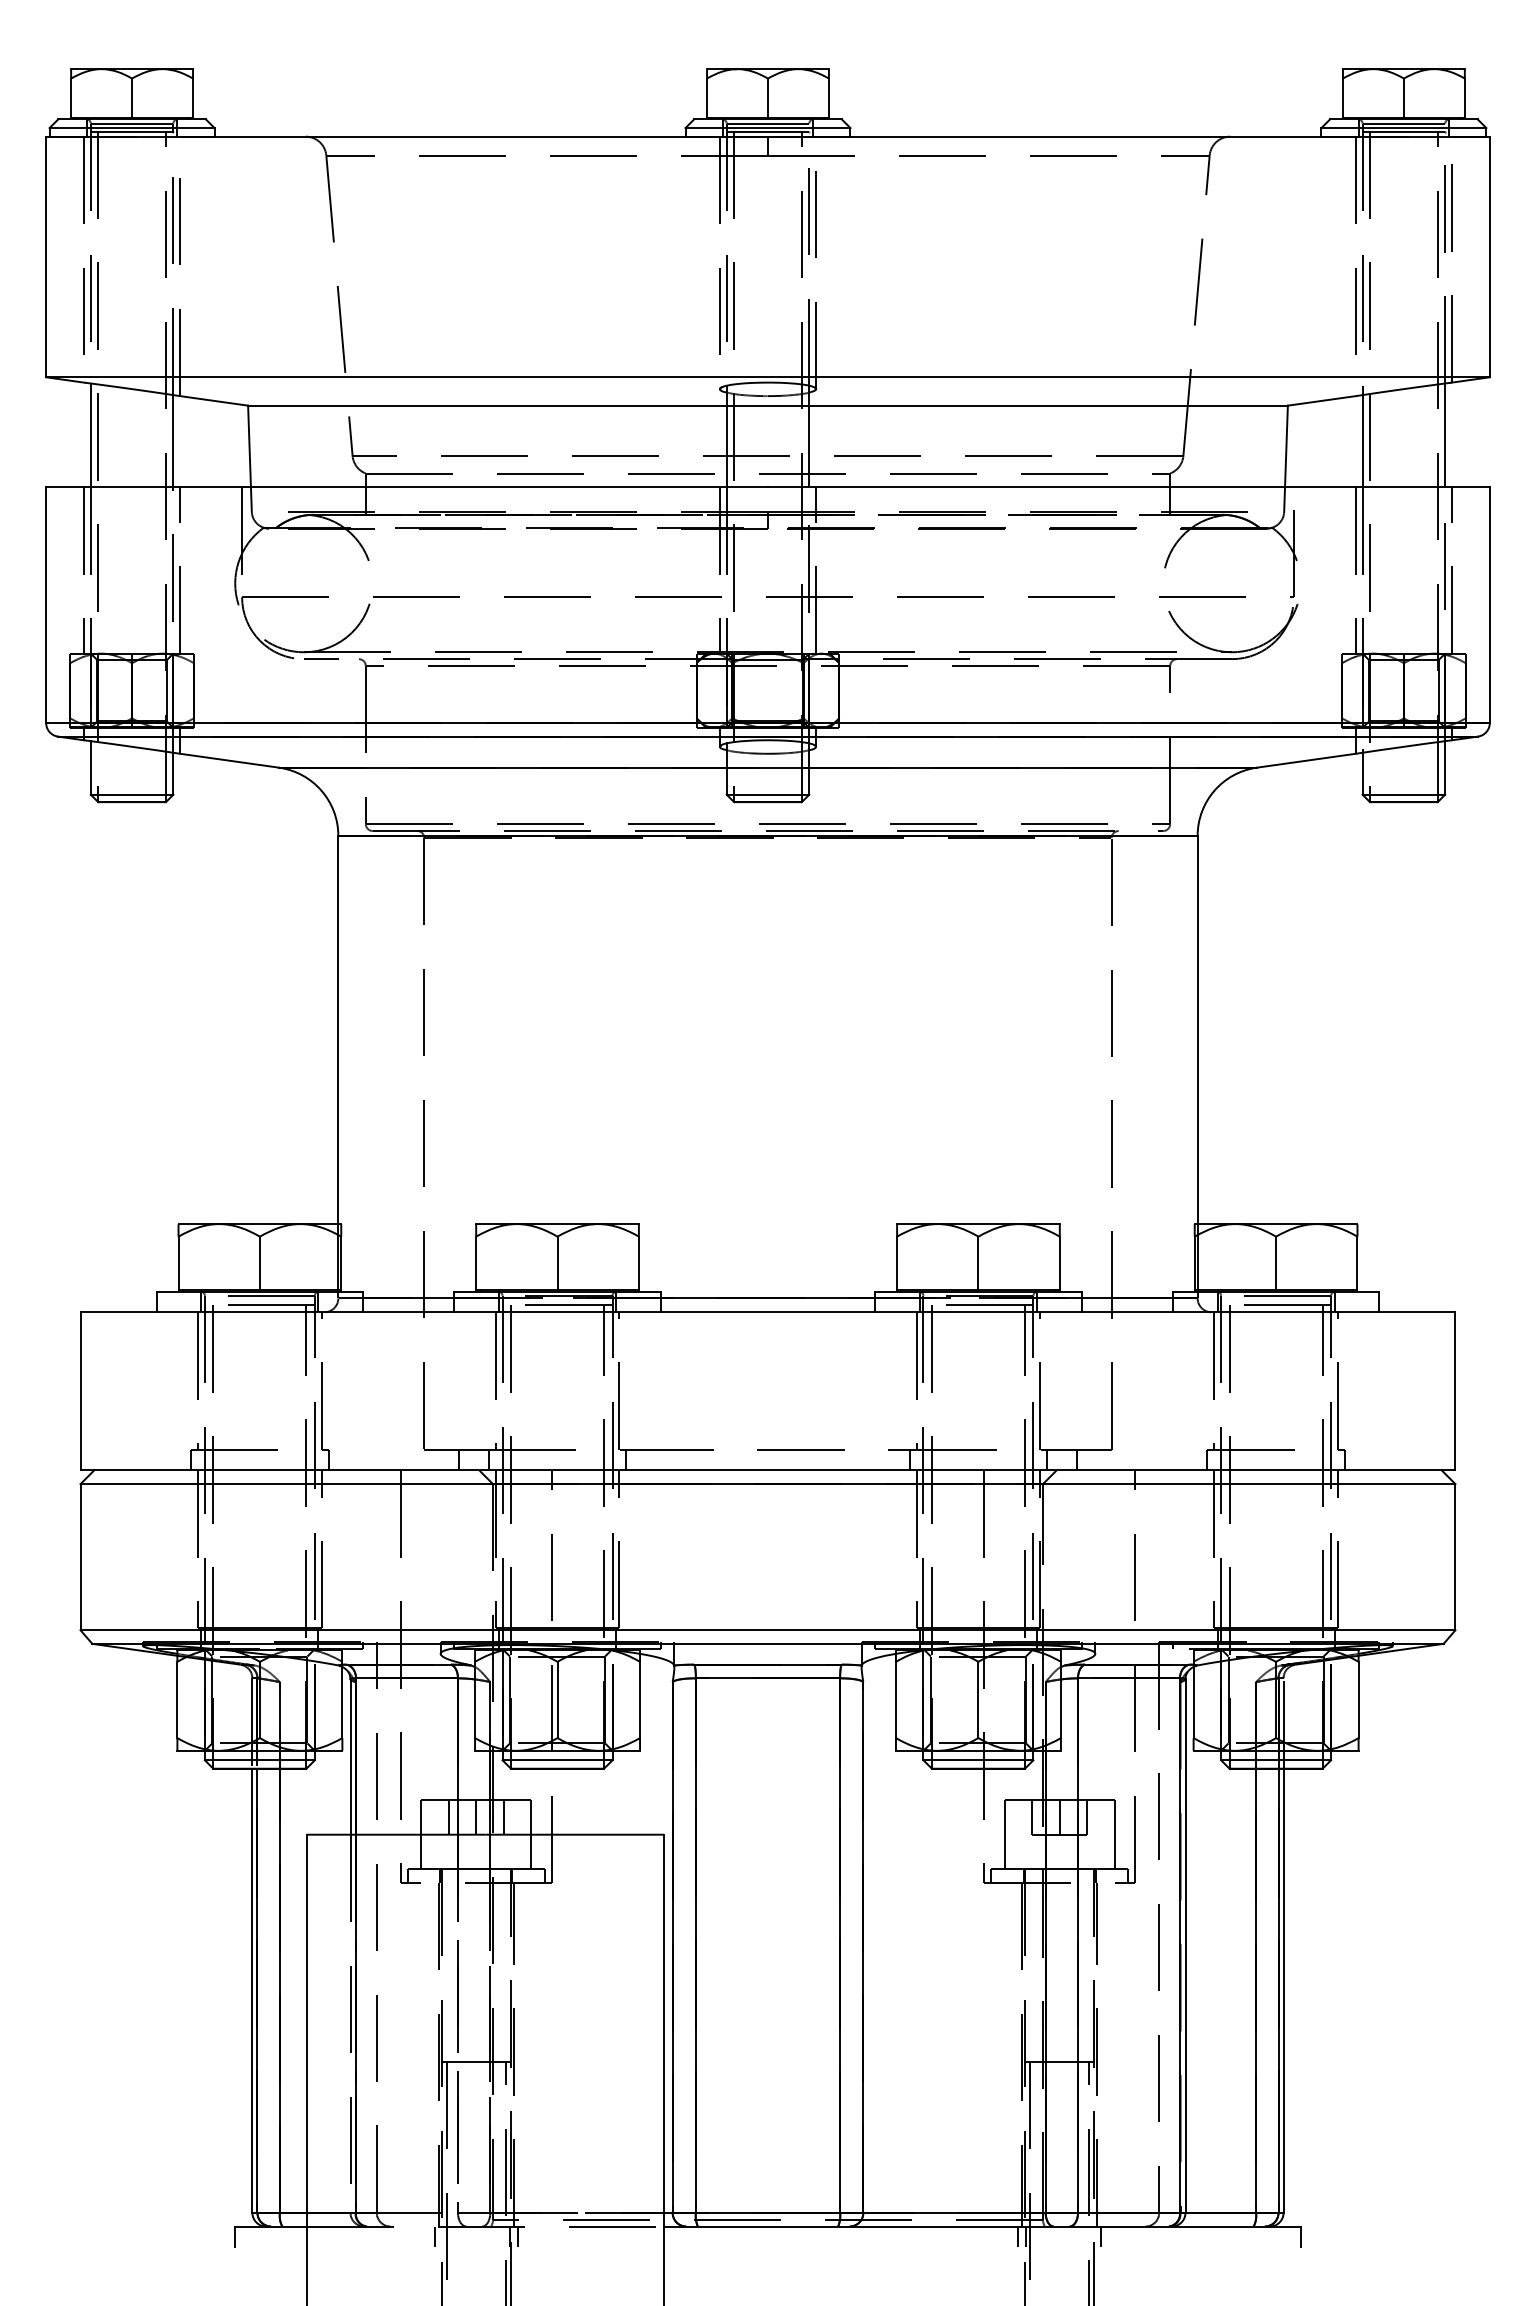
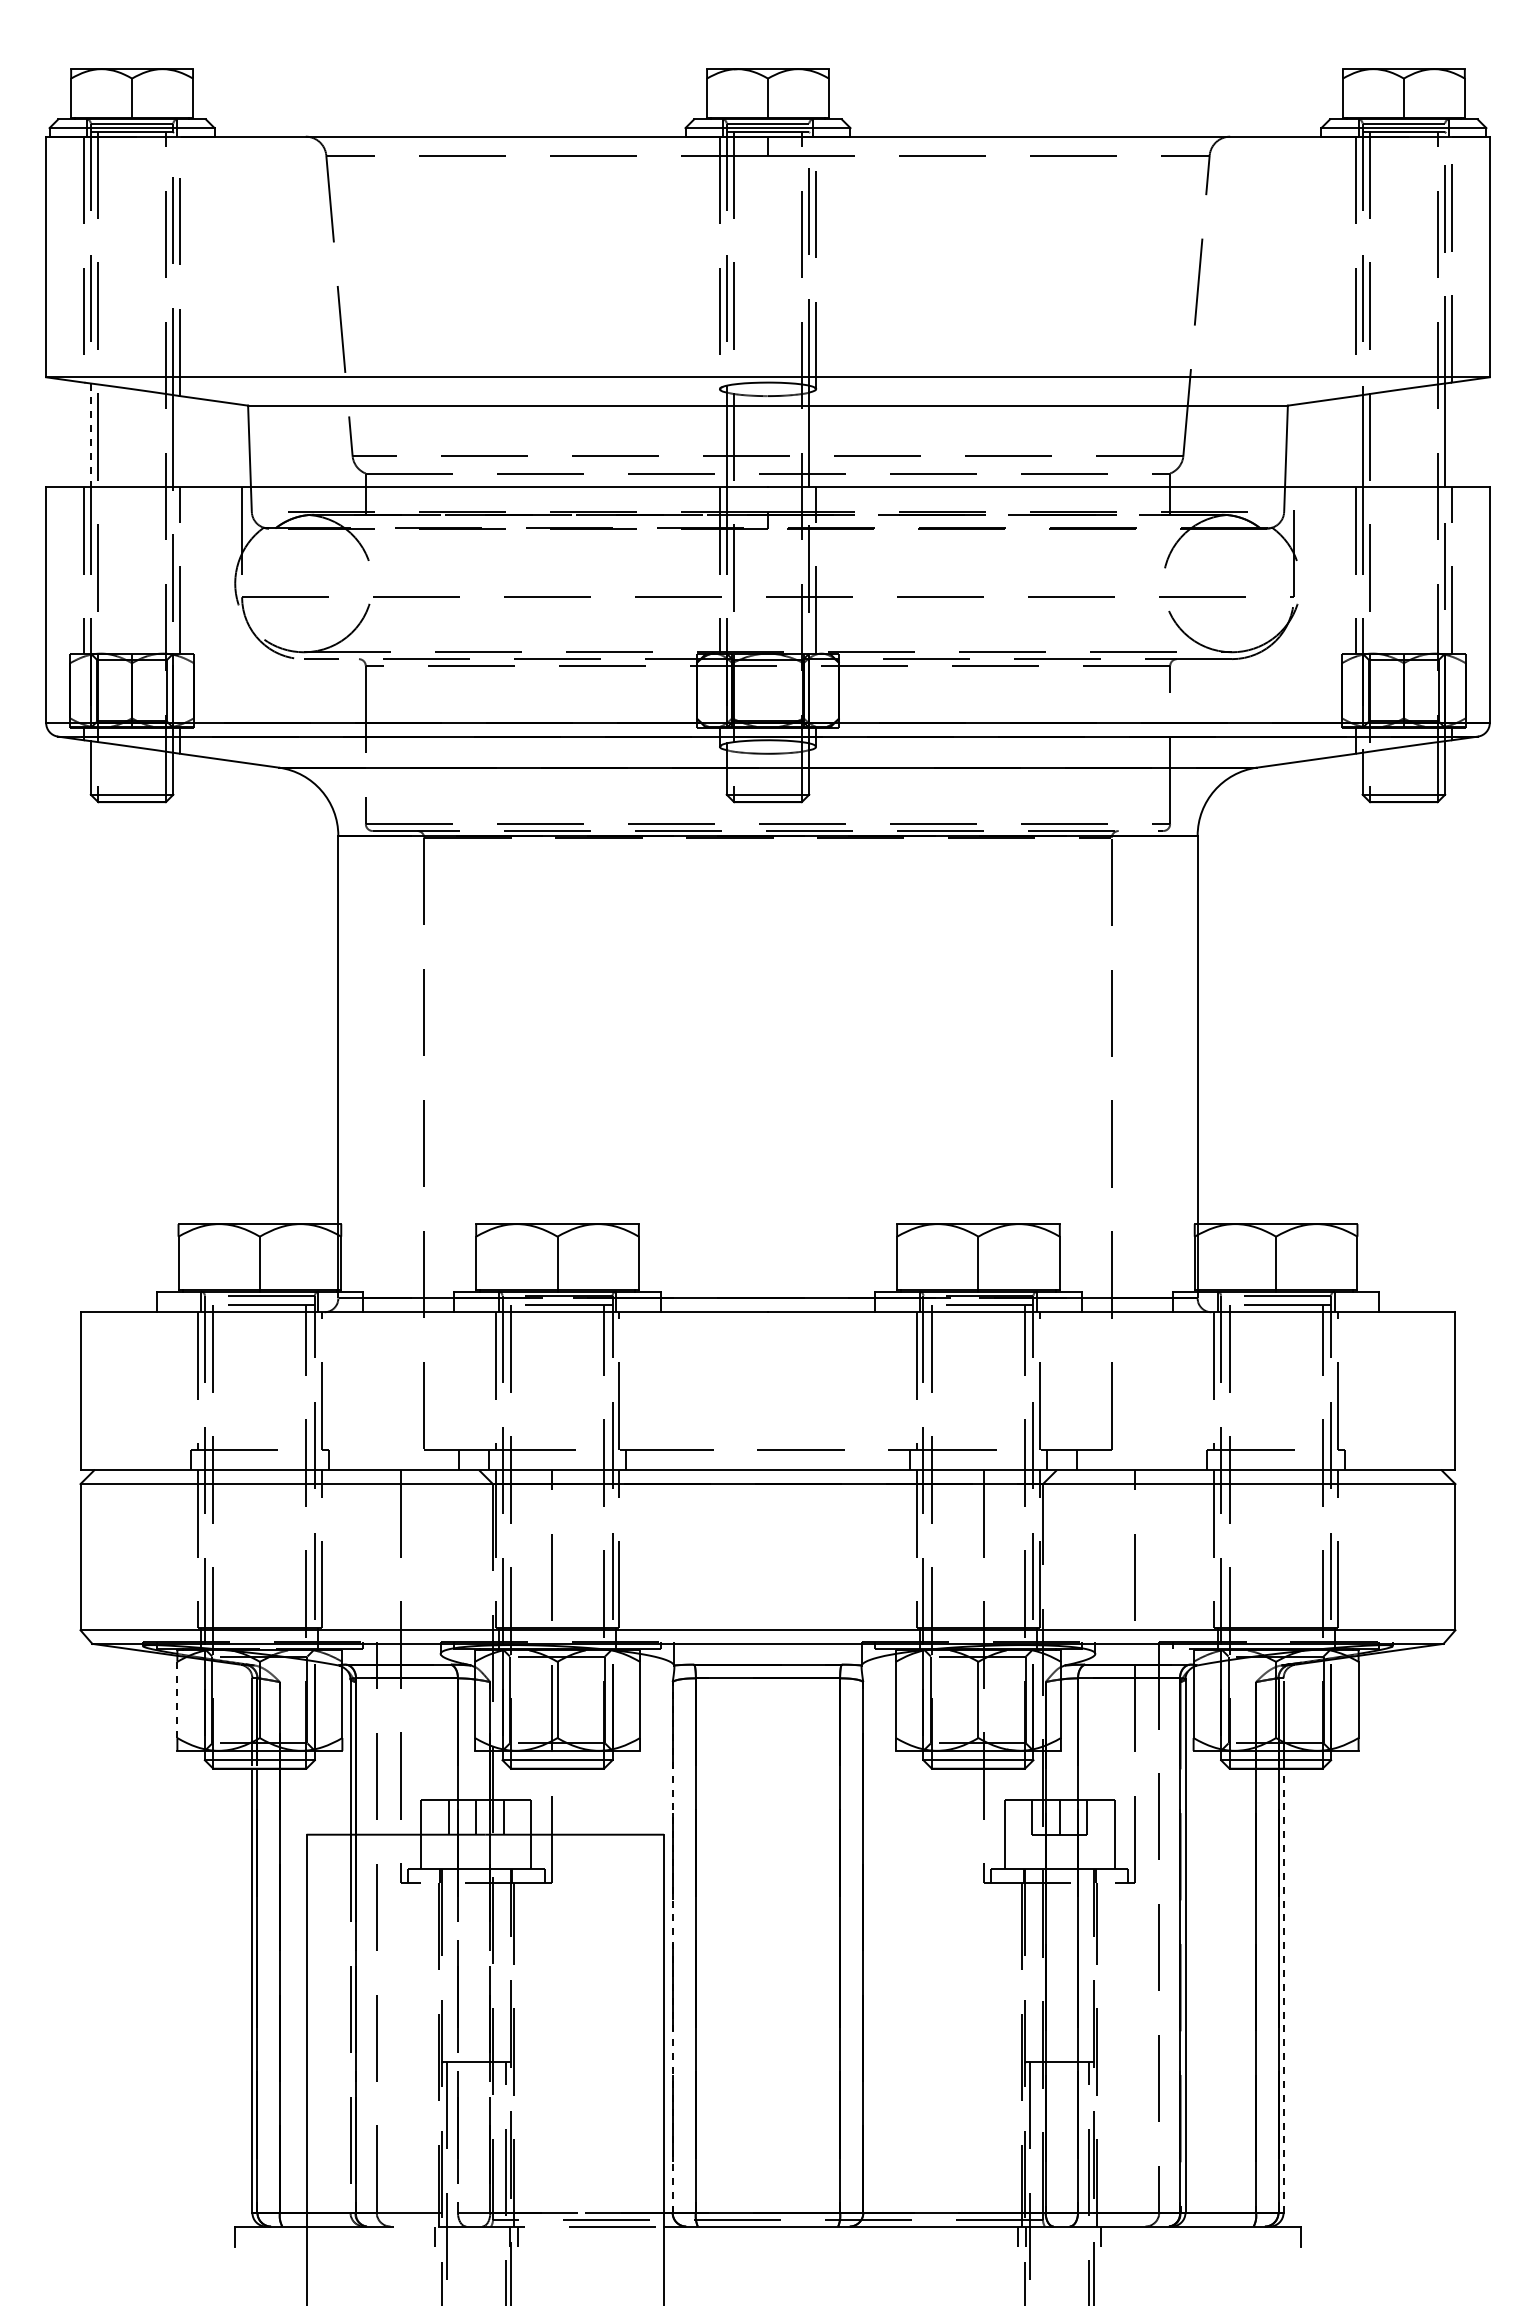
line: solid -> dashed (90, 435)
line: solid -> dashed (177, 1699)
line: solid -> dashed (672, 1946)
line: solid -> dashed (1283, 1990)
